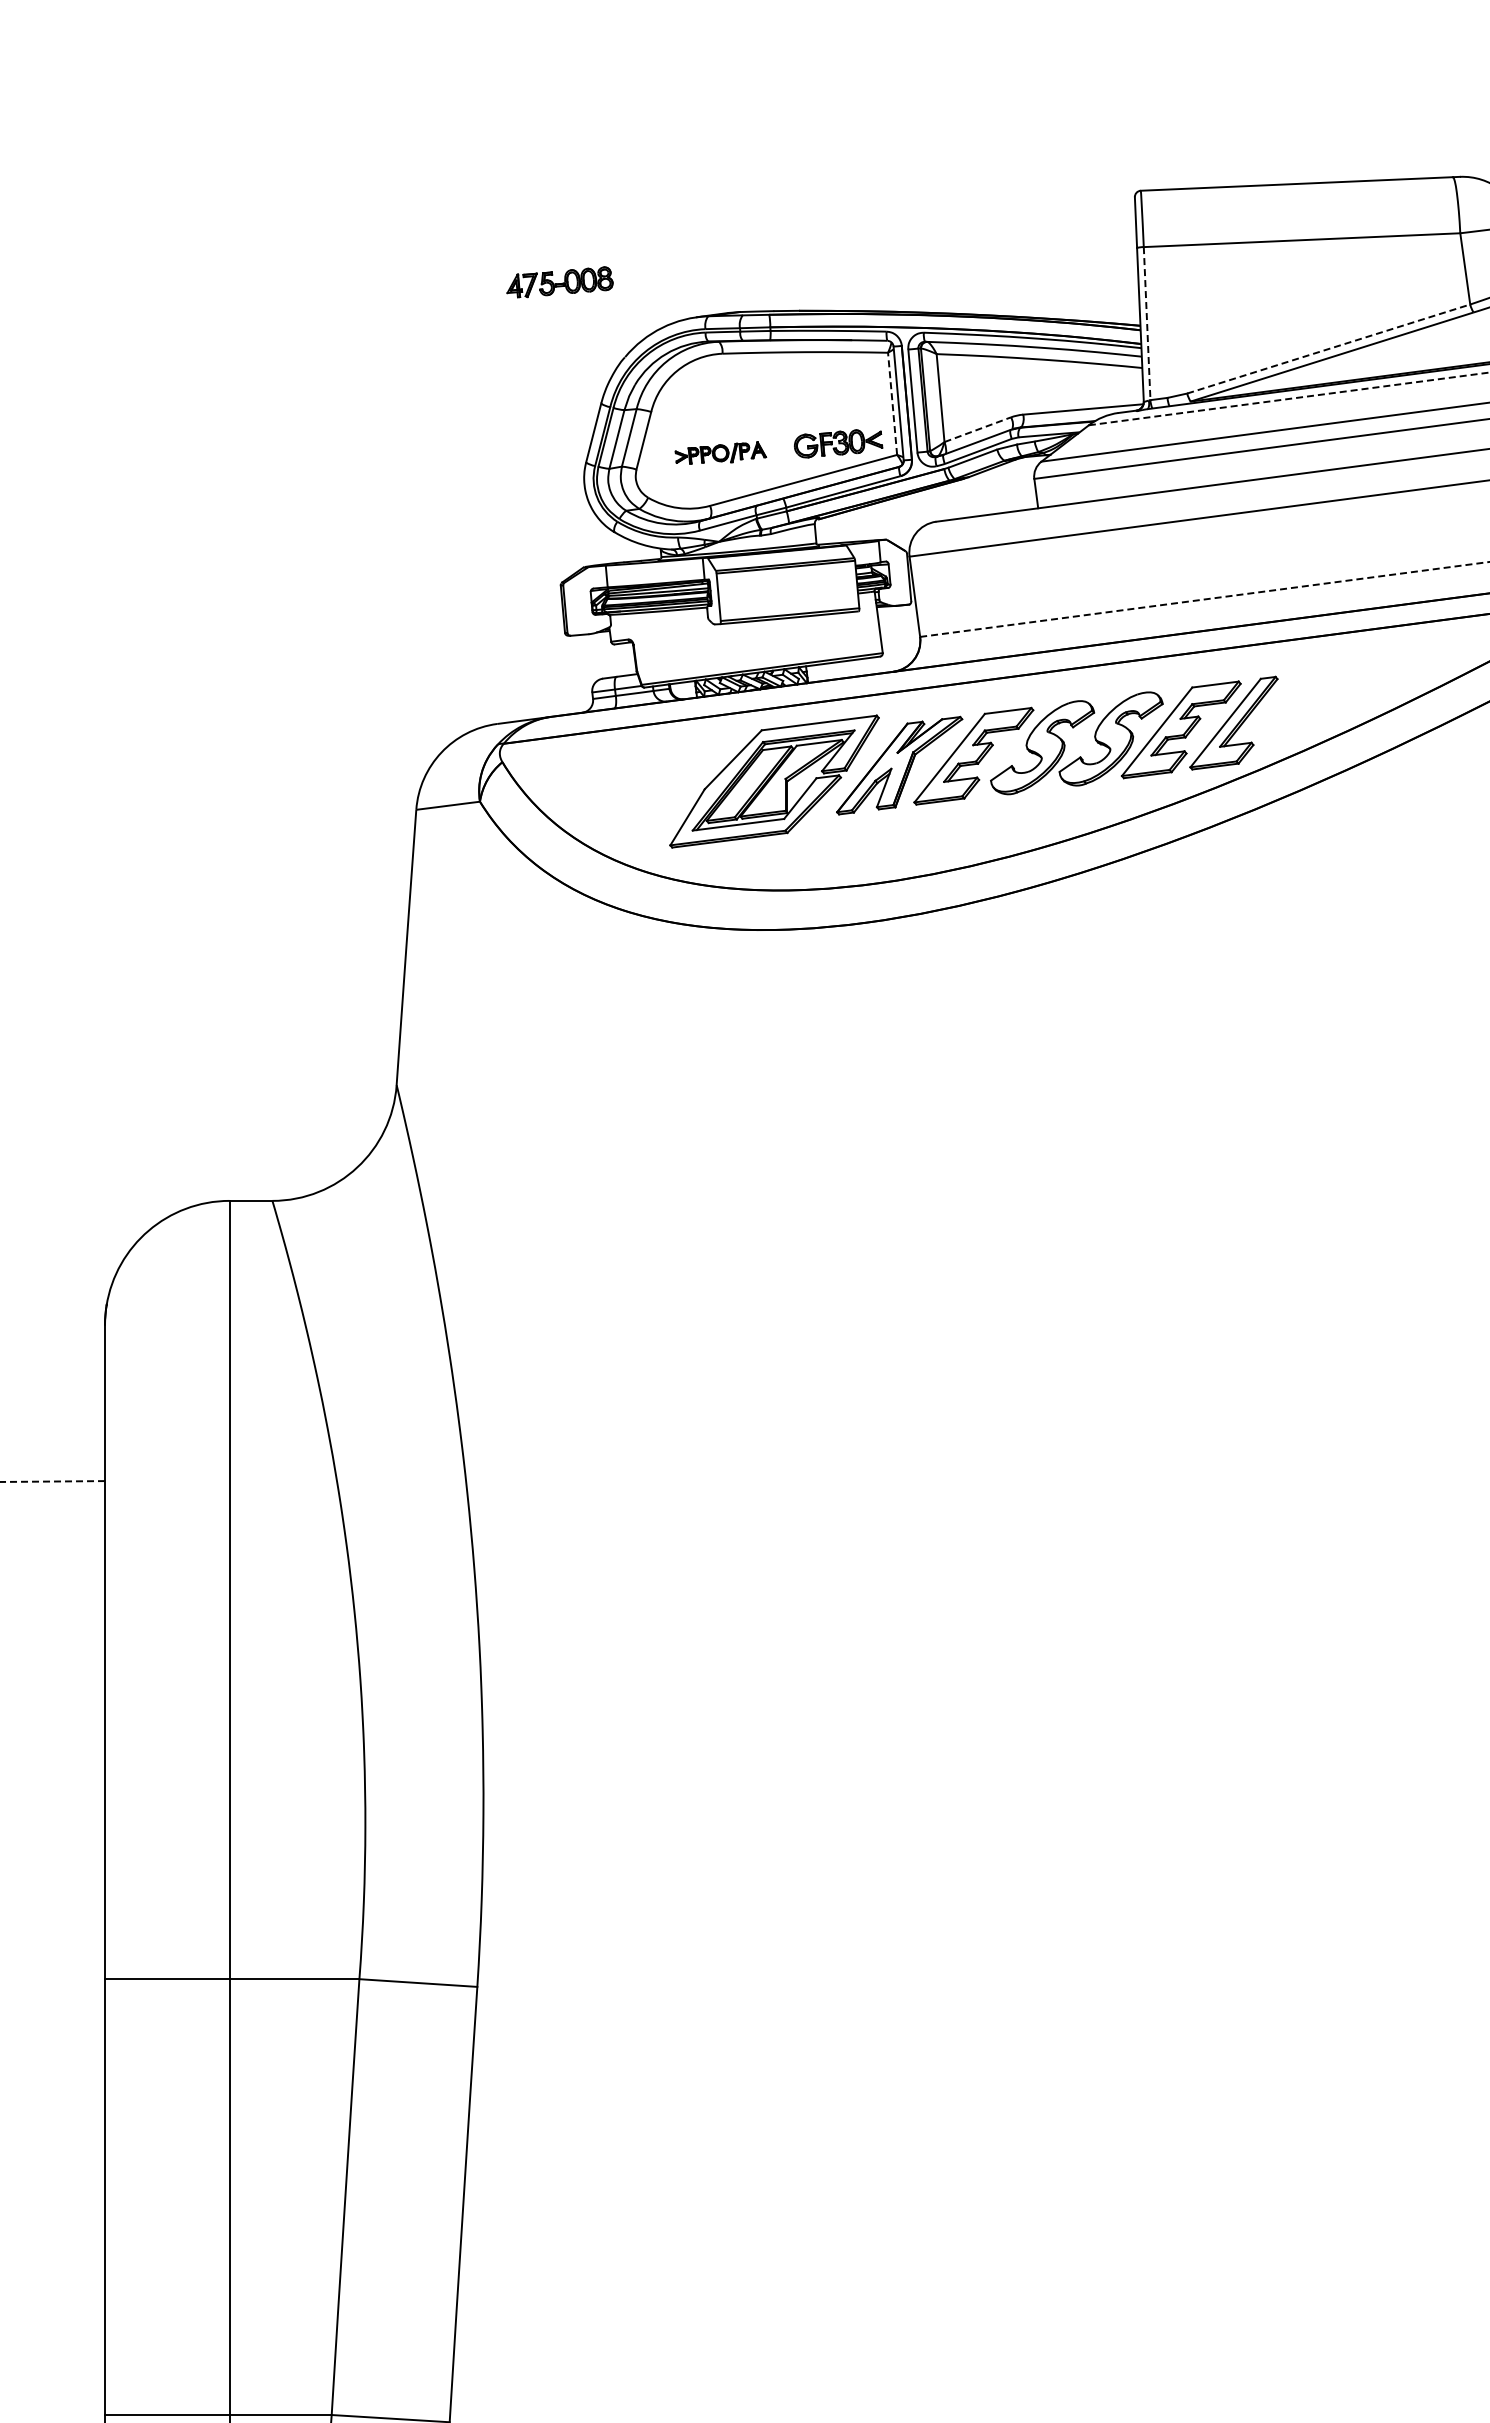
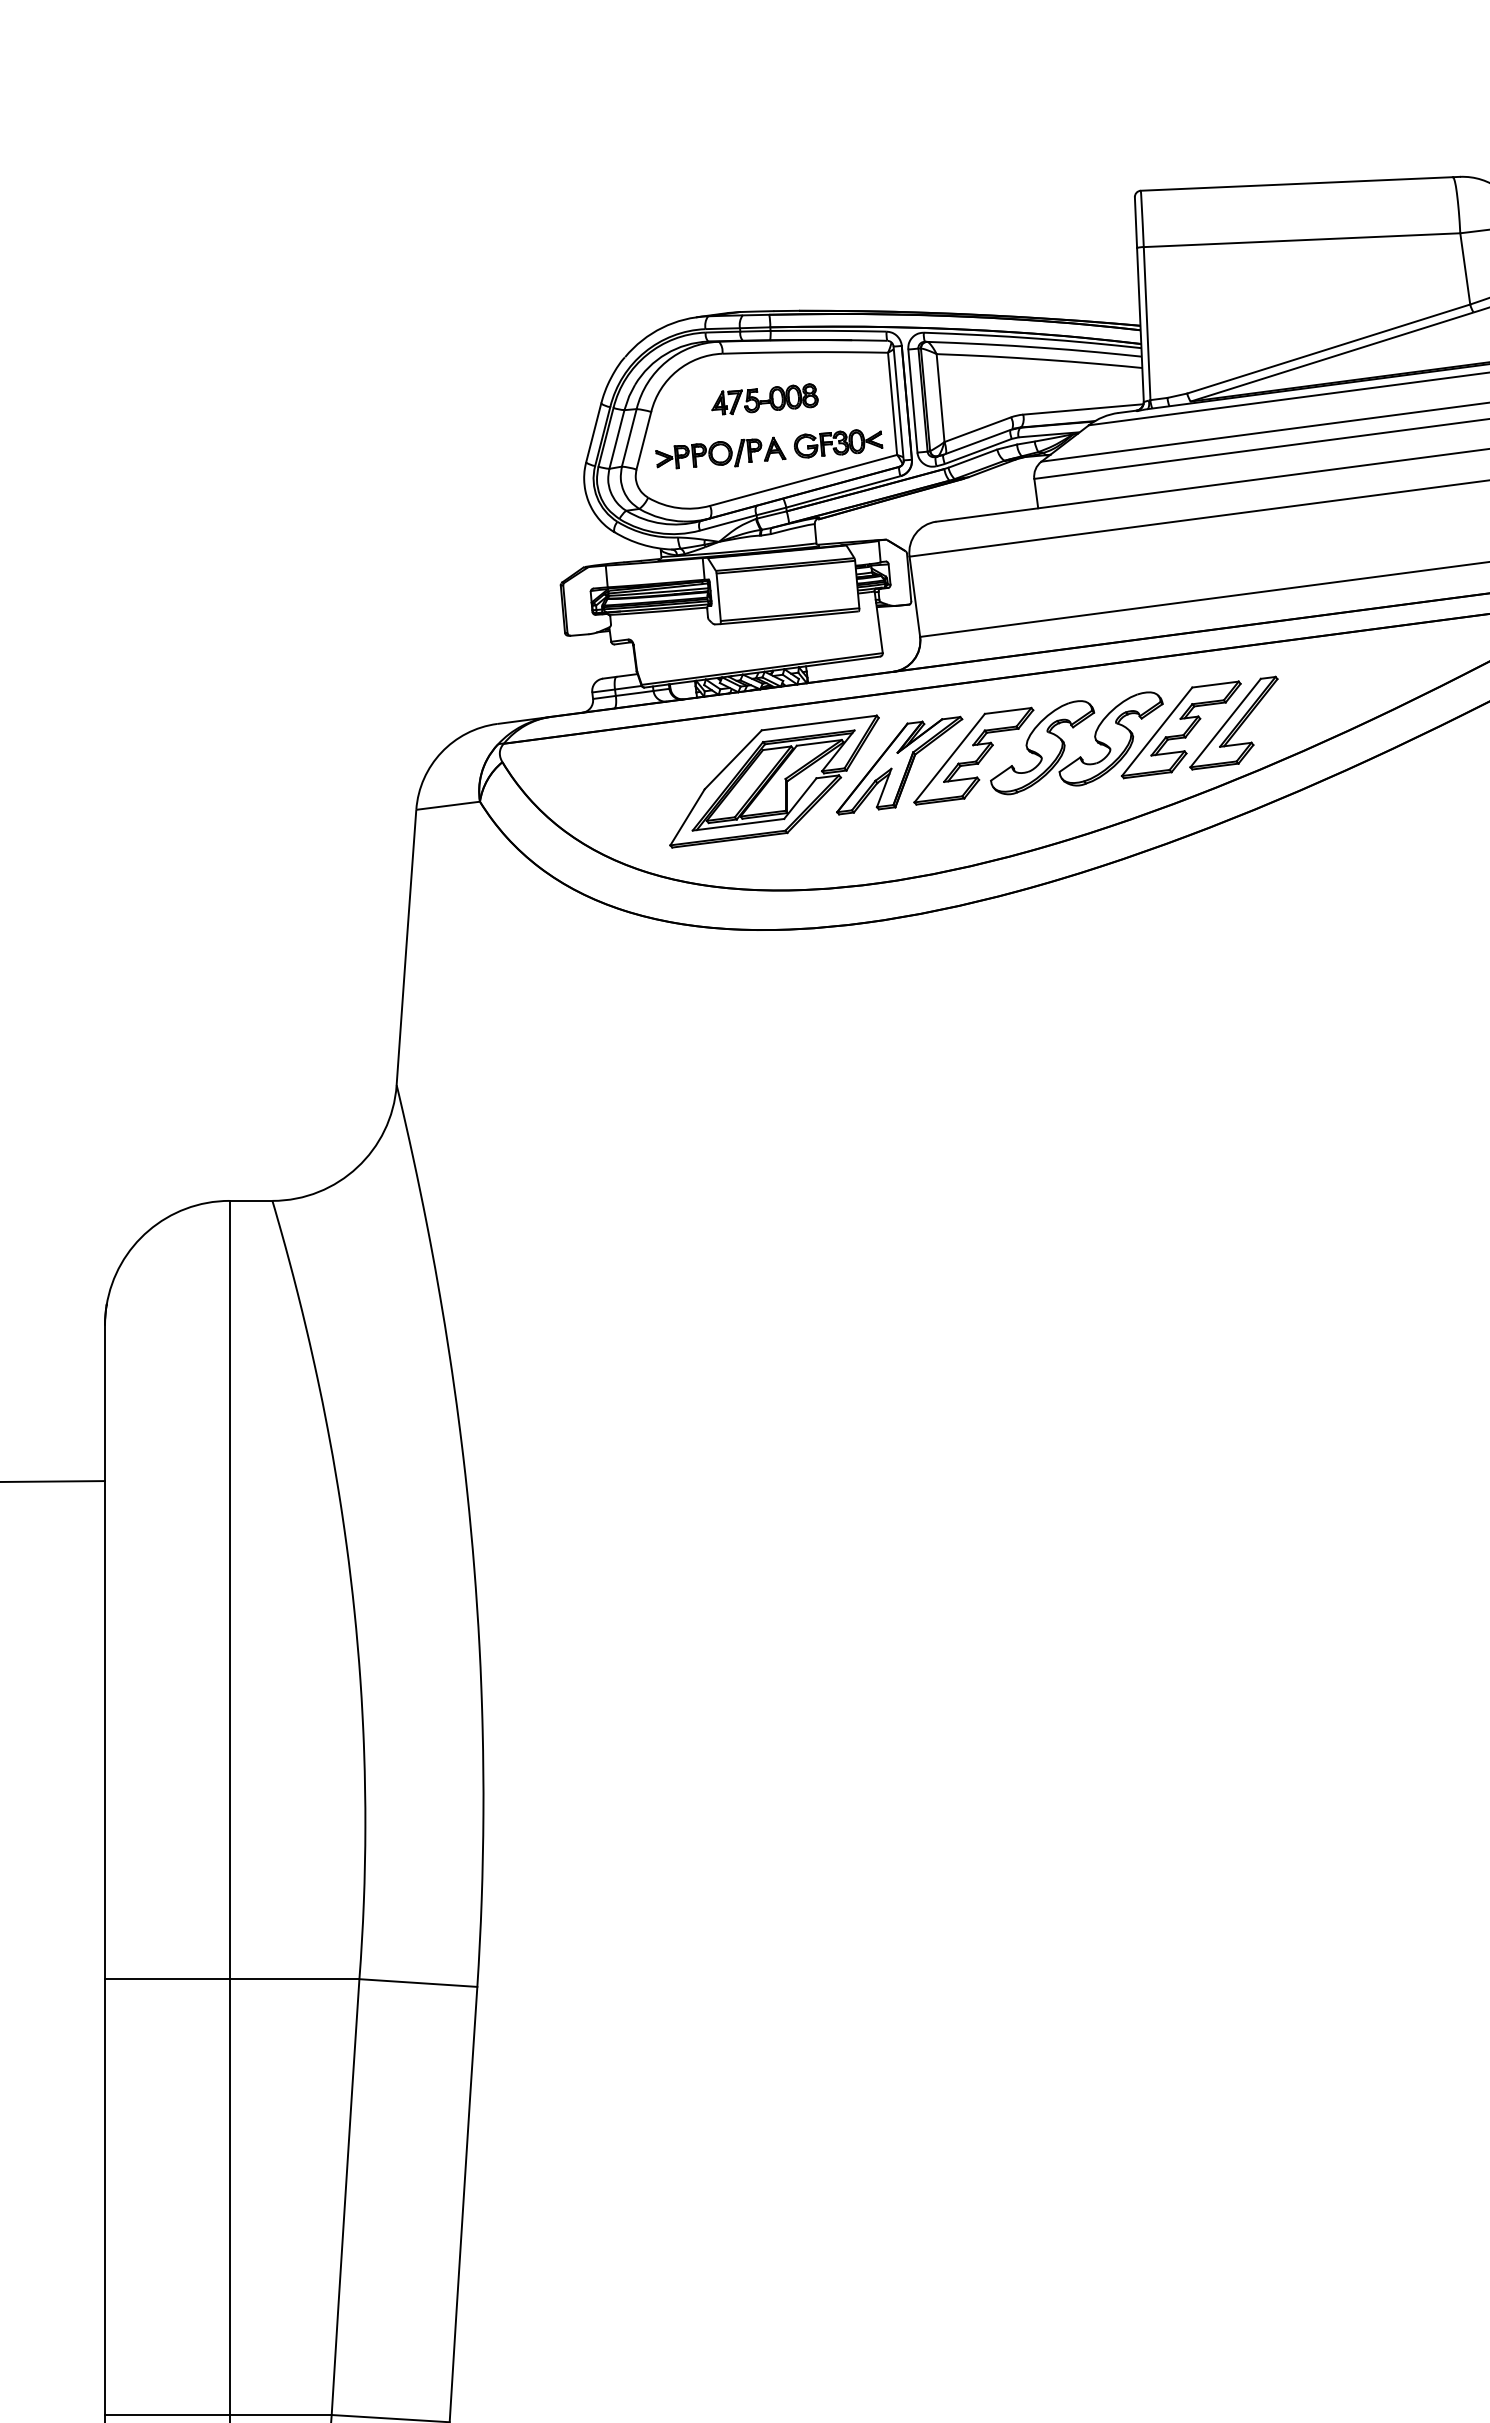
part position: (559, 282) -> (764, 399) (764, 399)
line: dashed -> solid (1147, 323)
line: dashed -> solid (1329, 348)
line: dashed -> solid (1289, 398)
line: dashed -> solid (892, 403)
line: dashed -> solid (978, 429)
part size: 94x24 px -> 132x34 px (720, 452)
line: dashed -> solid (1204, 599)
line: dashed -> solid (52, 1481)
